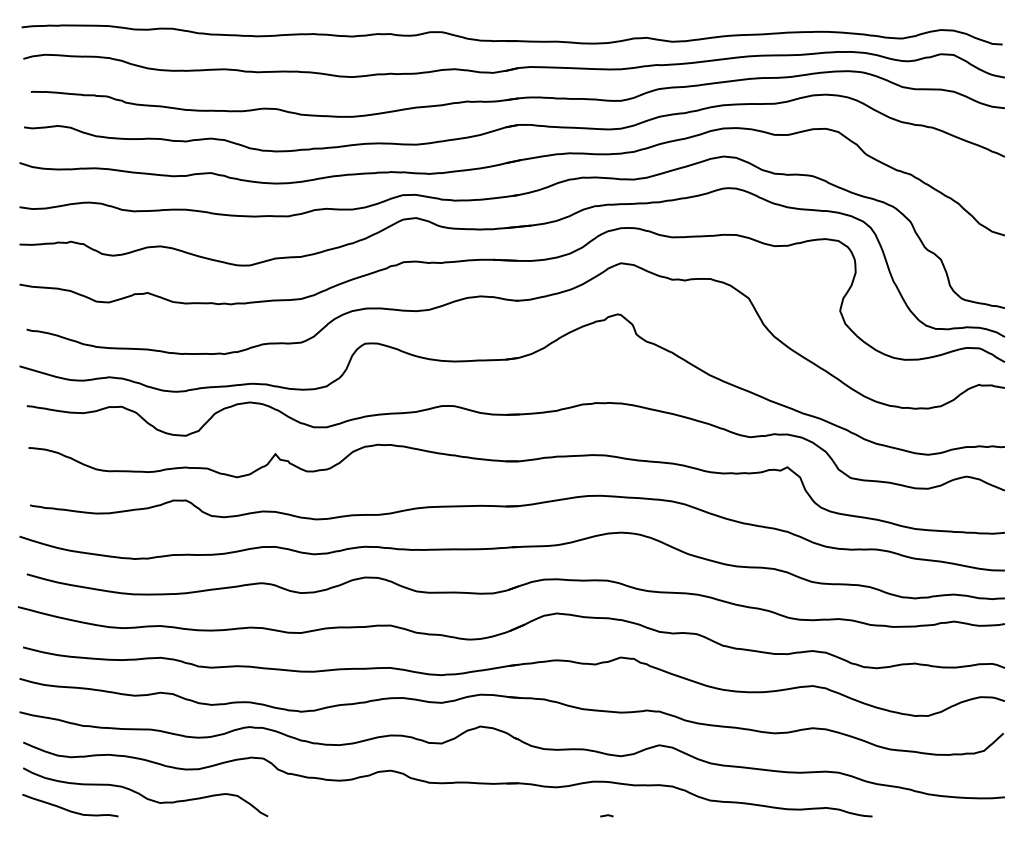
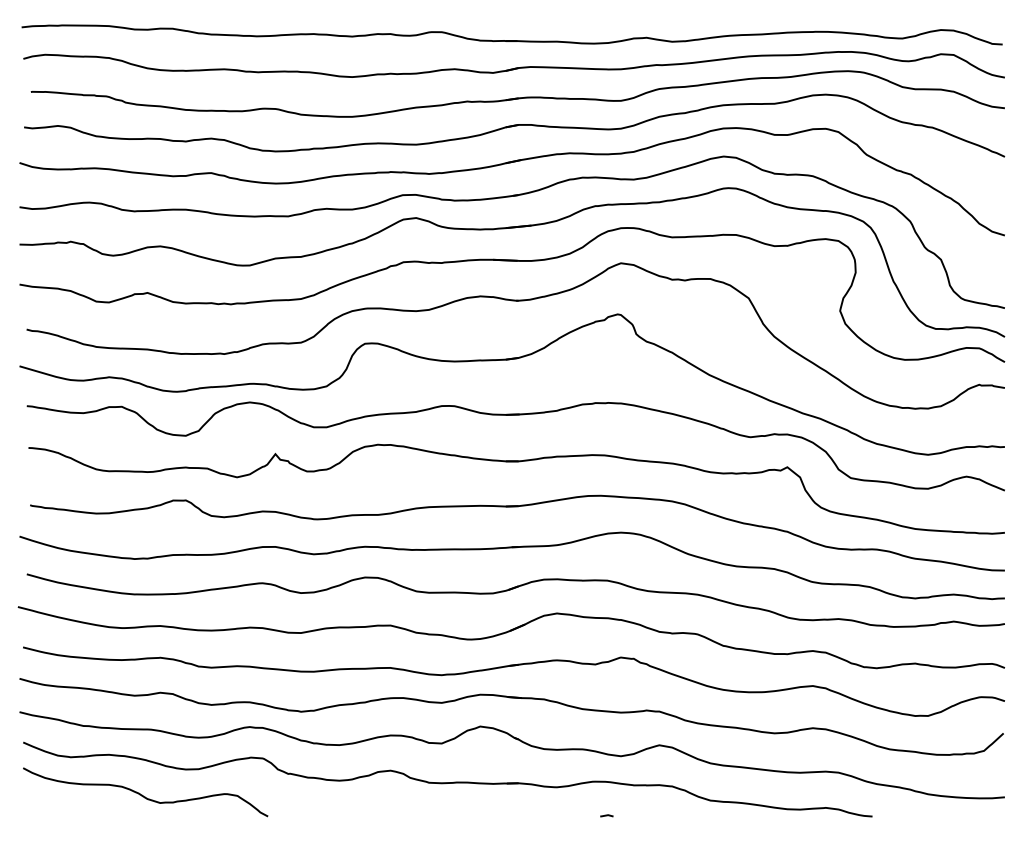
curve: present -> none (68, 809)
